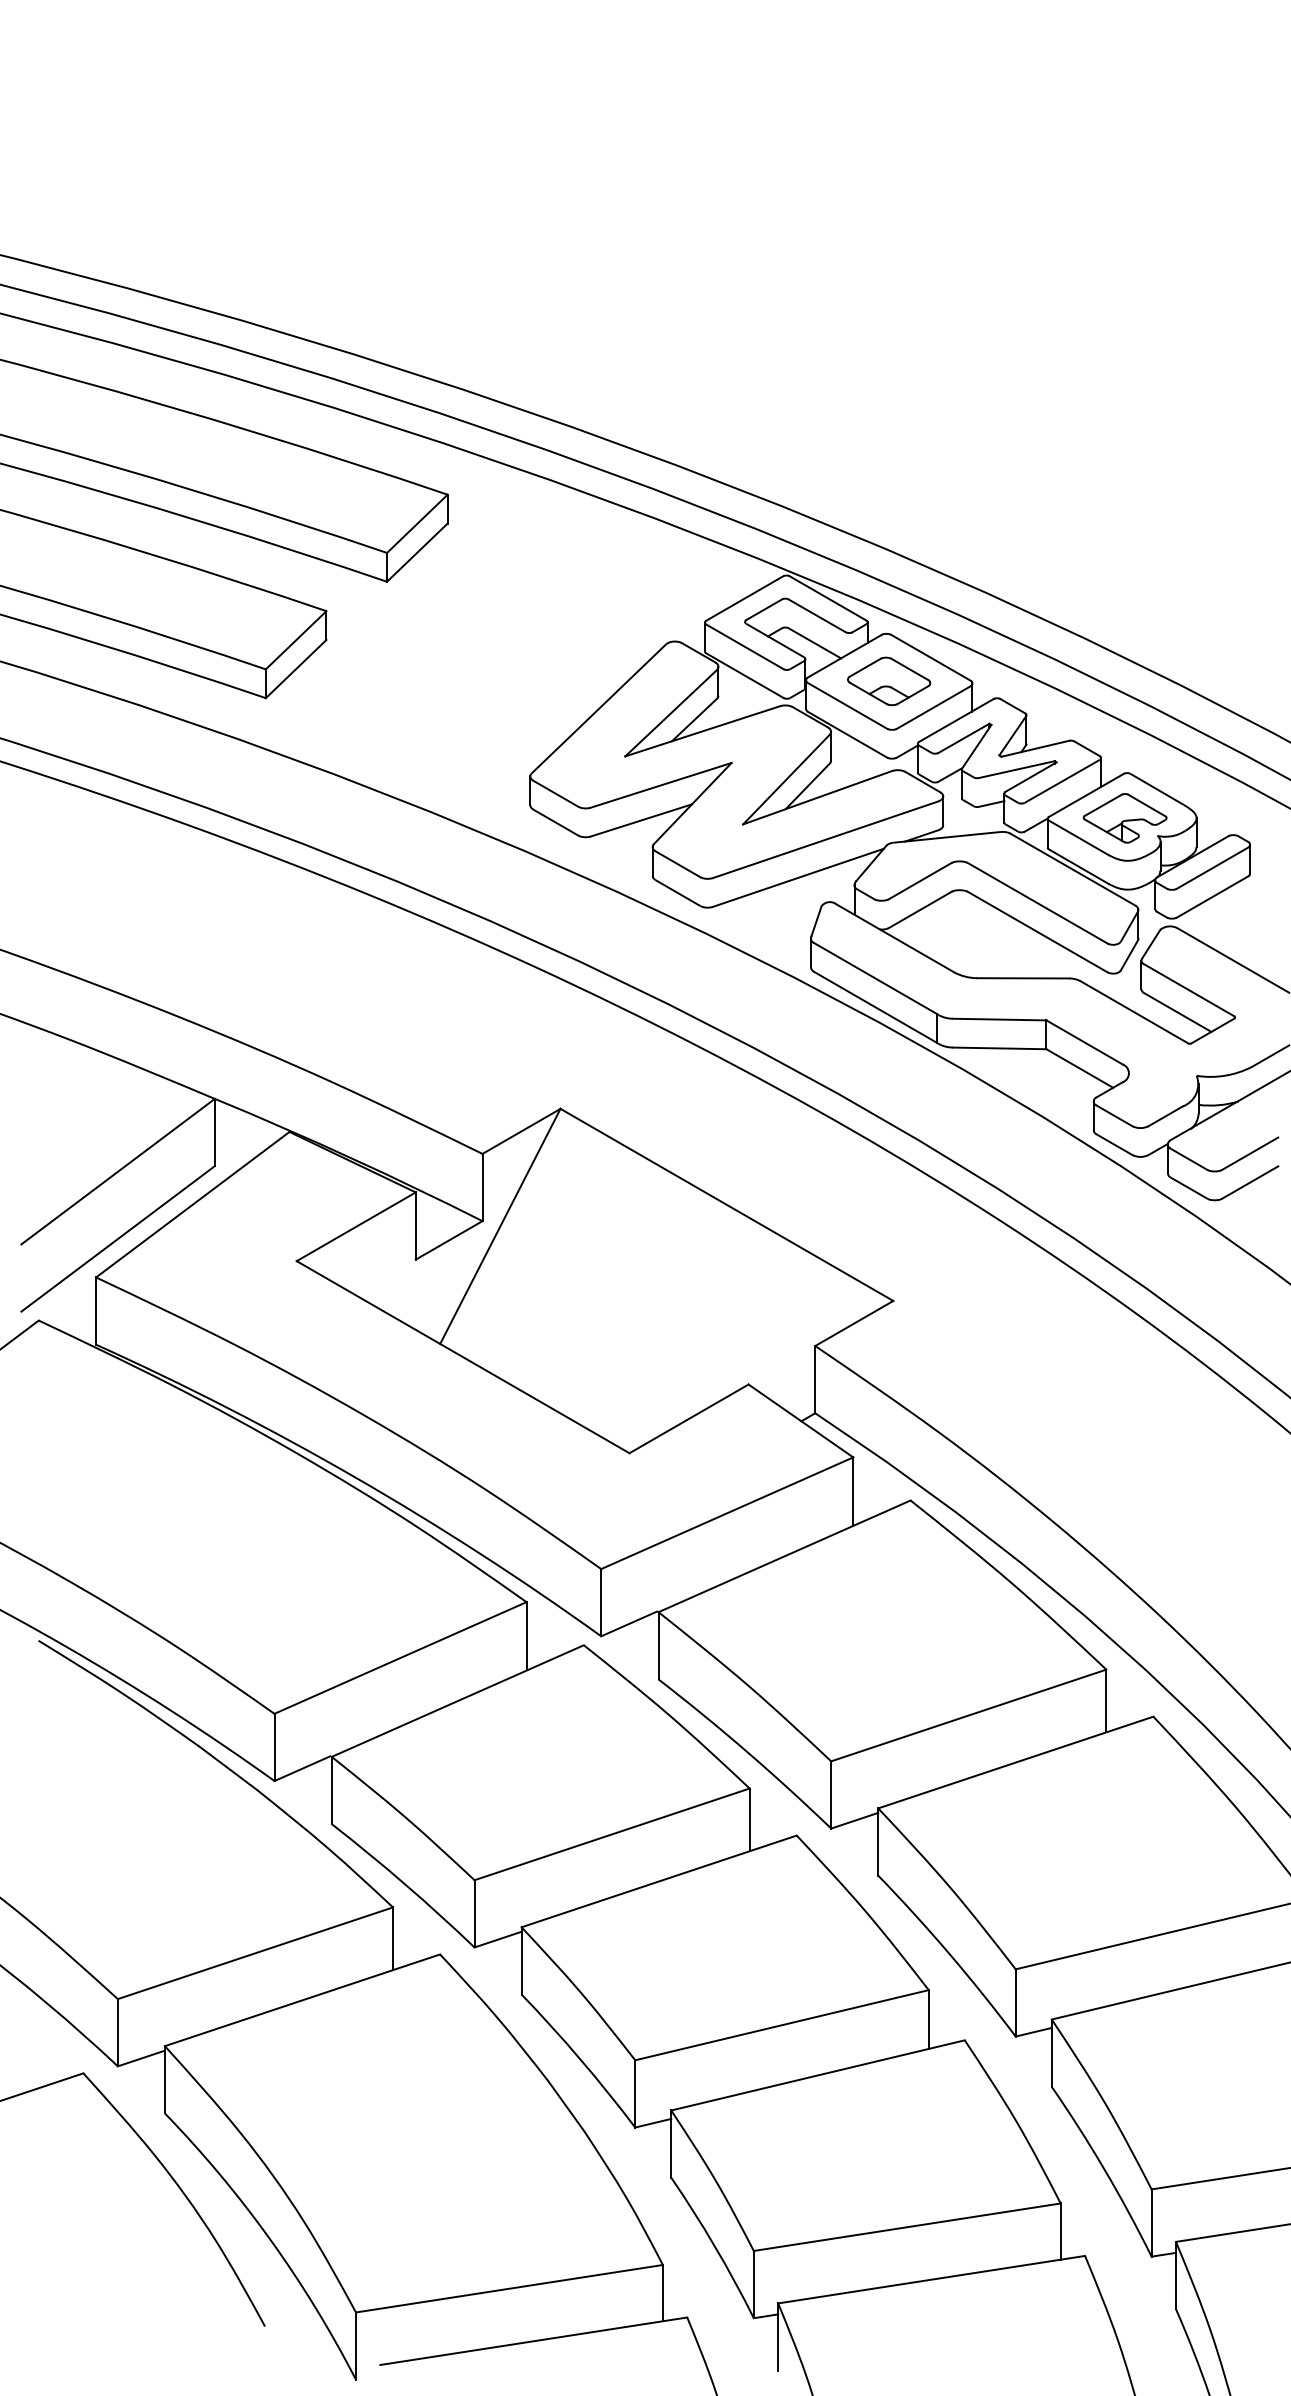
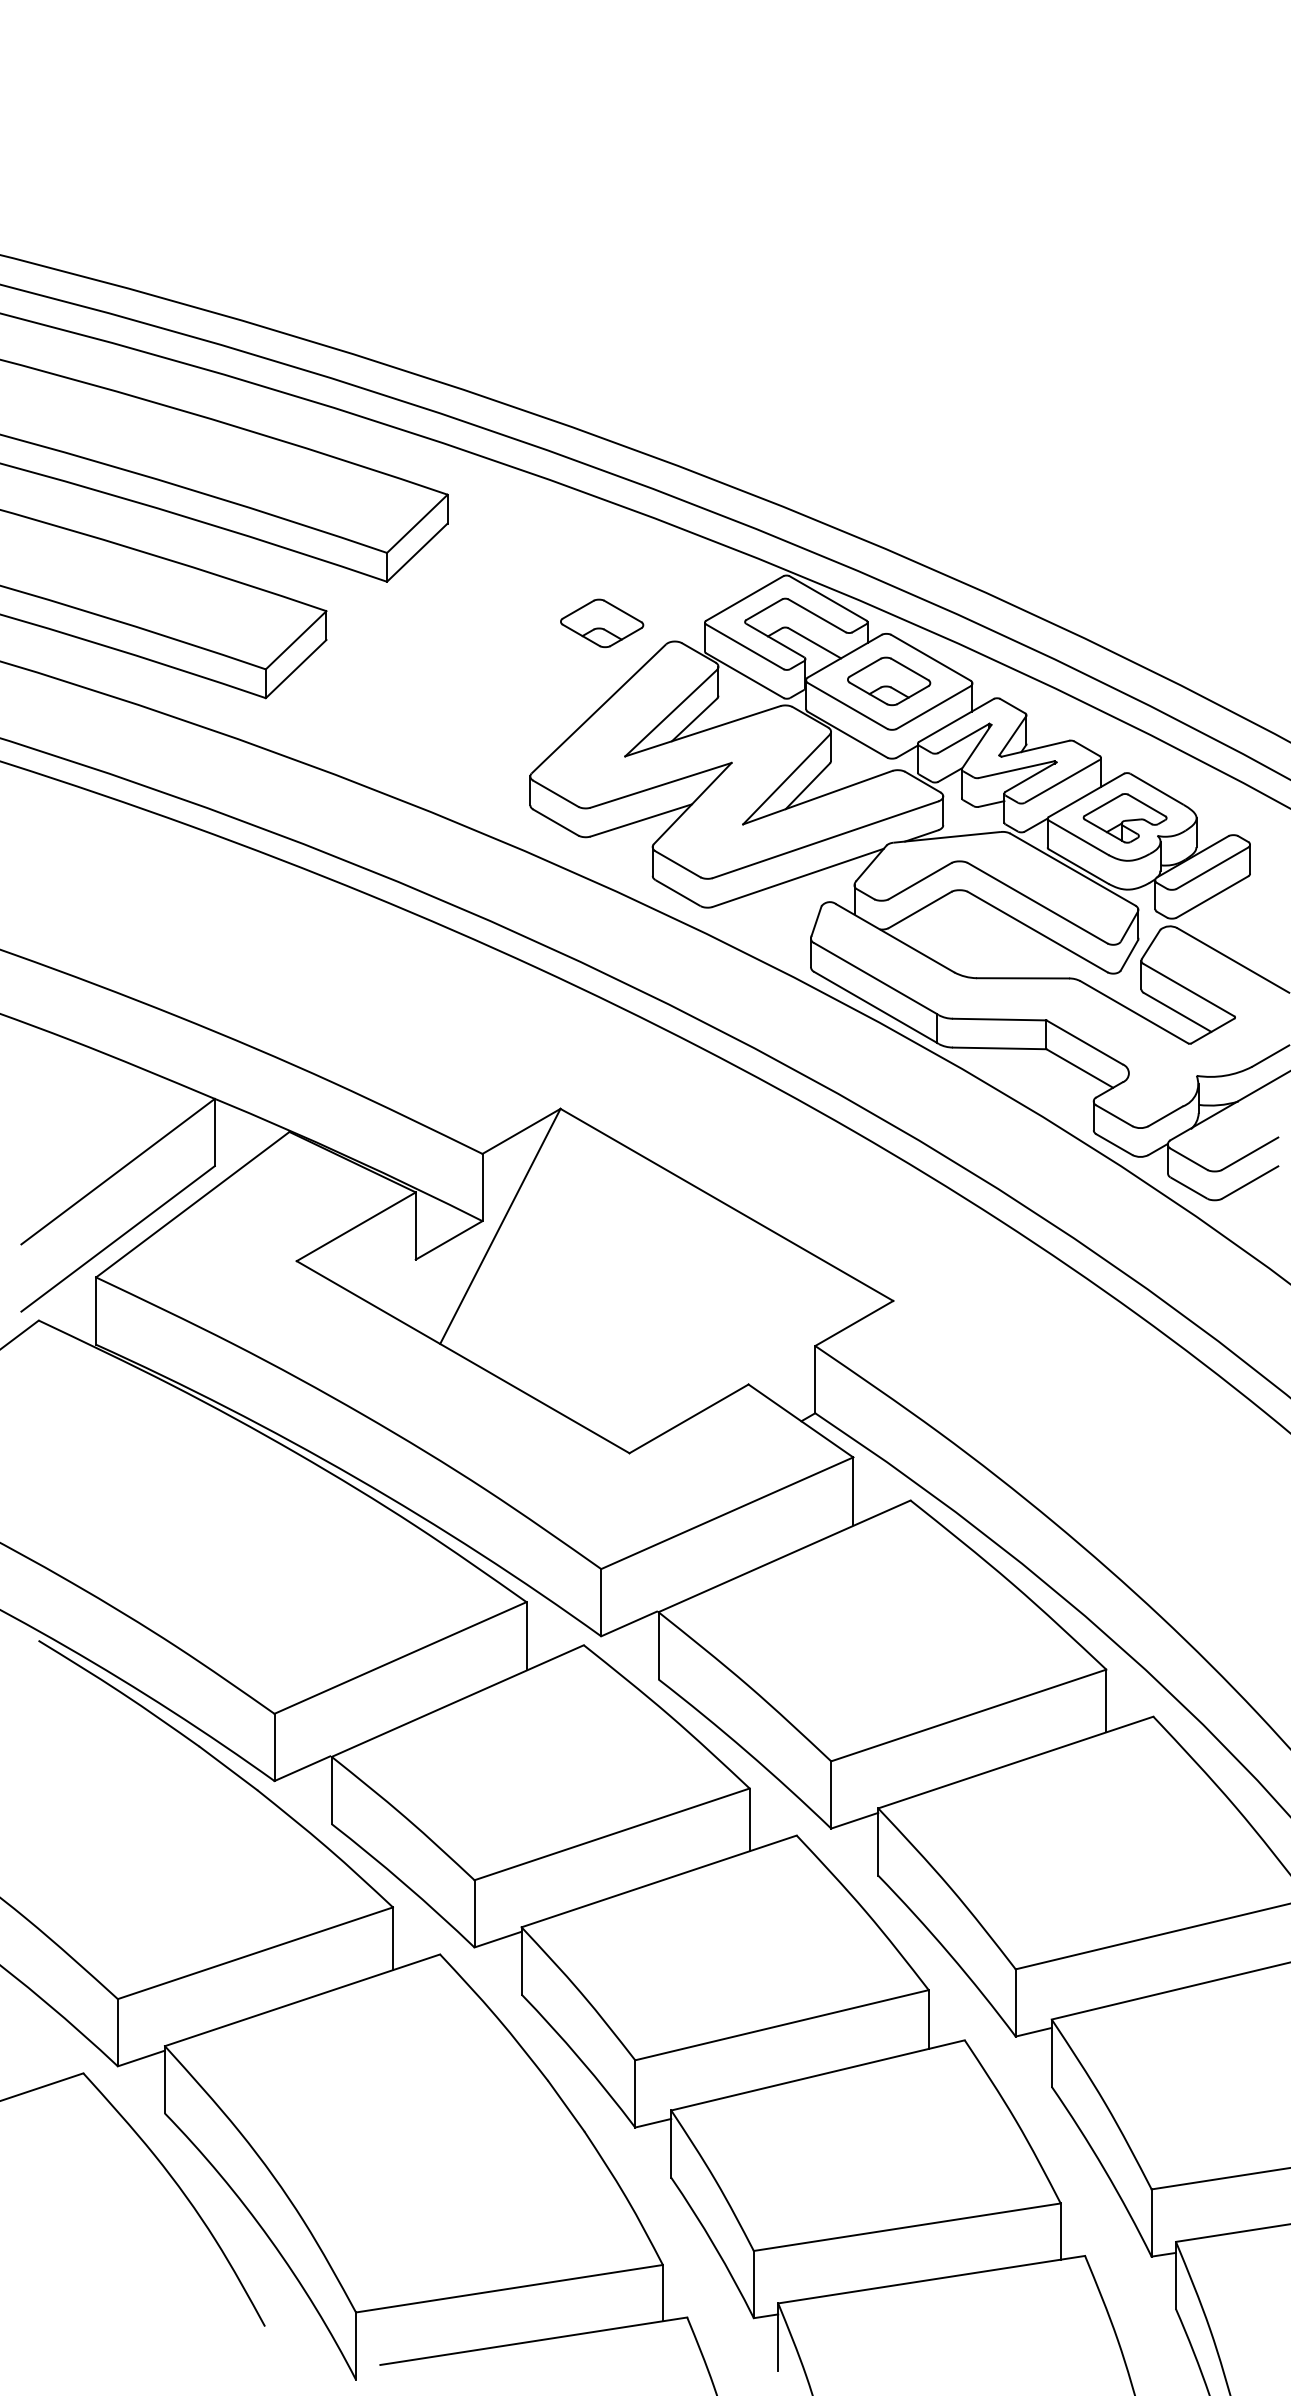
part: none -> present (602, 623)
